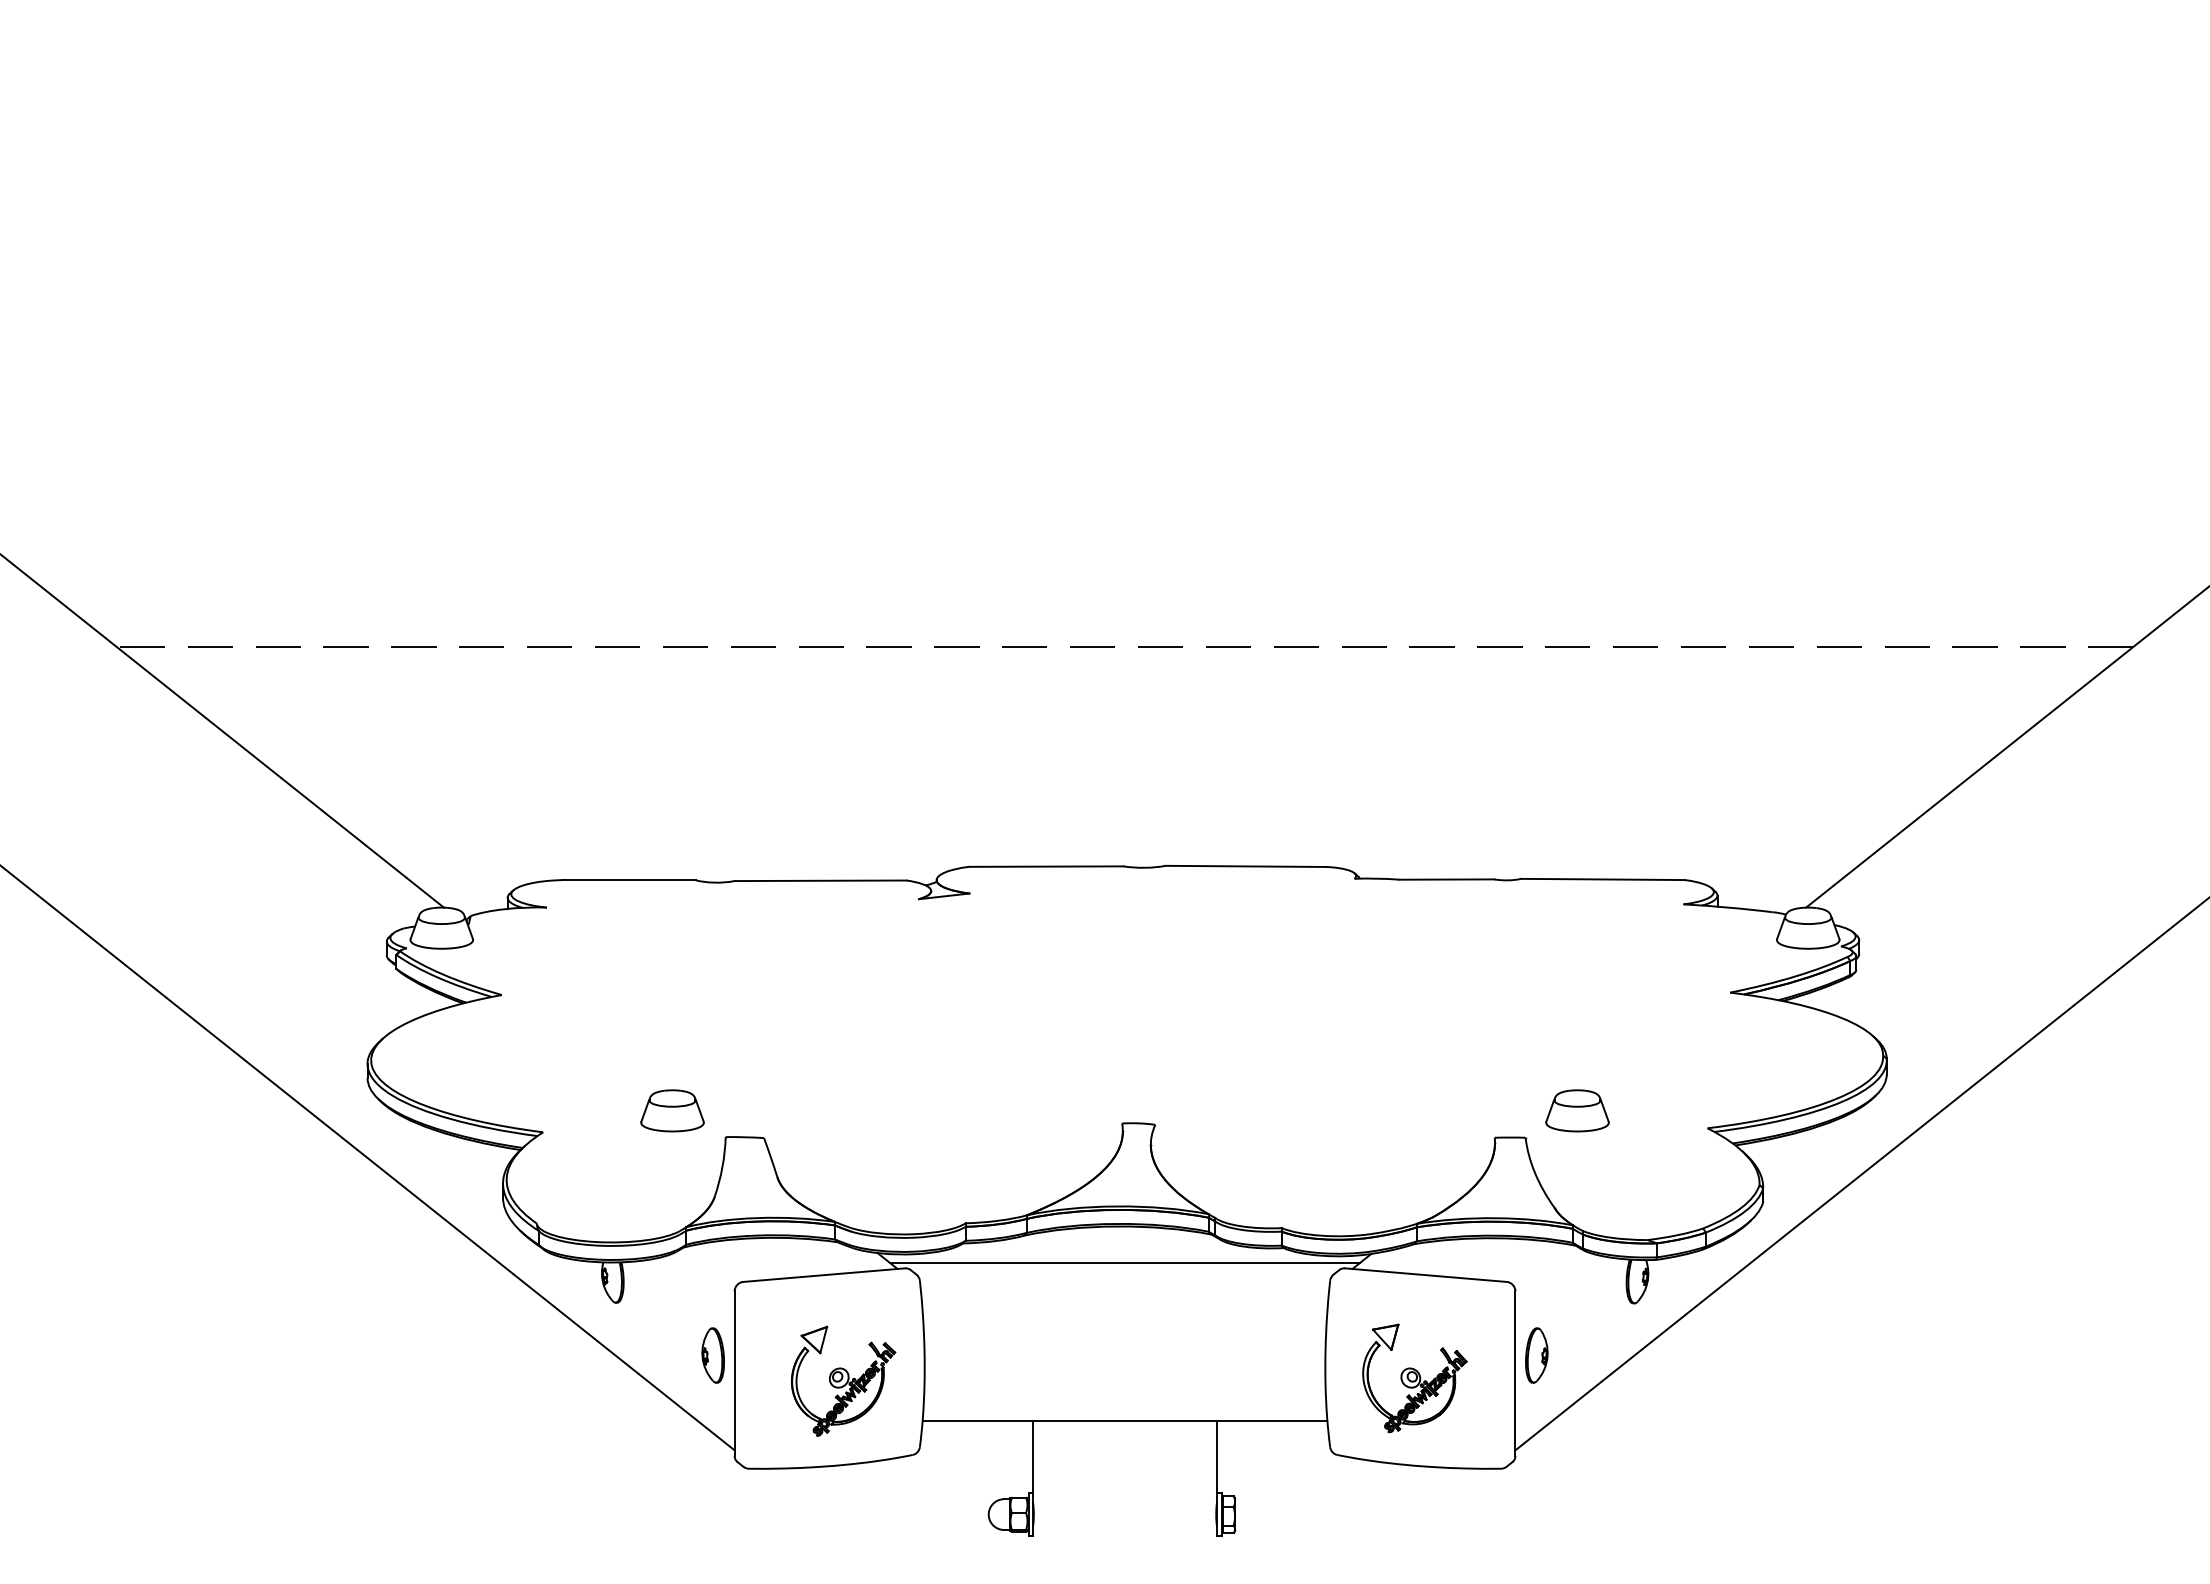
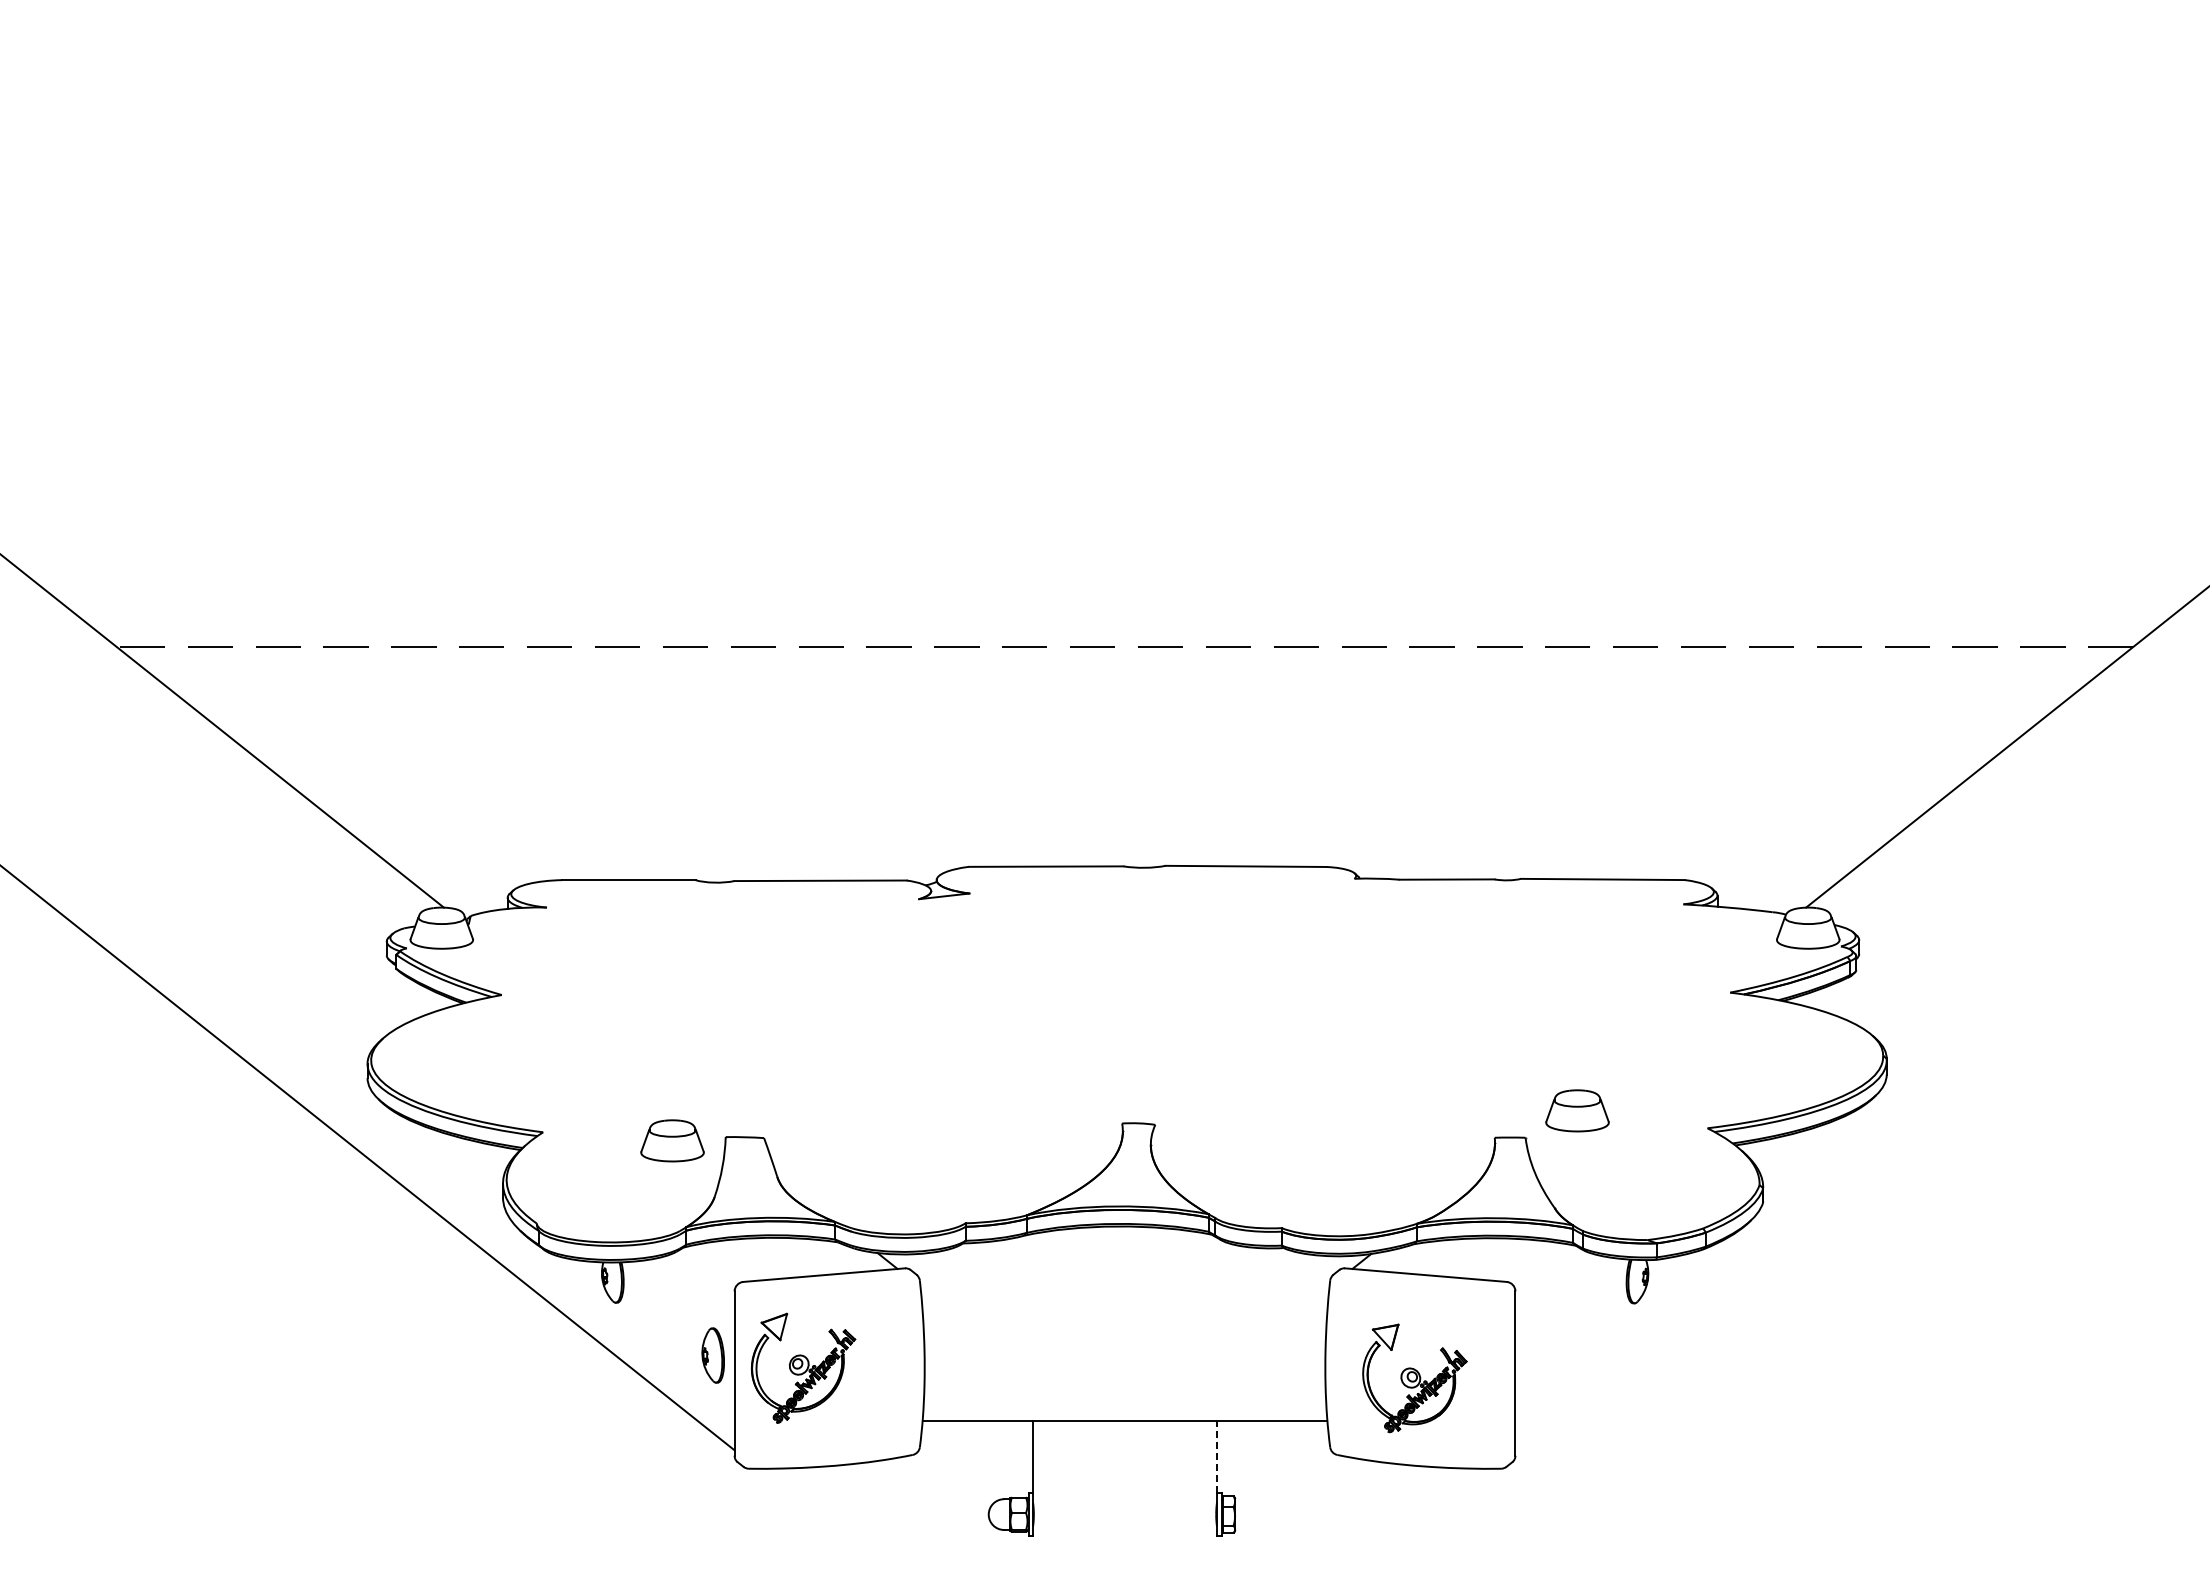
part position: (672, 1110) -> (672, 1140) (672, 1140)
line: present -> none (1860, 1175)
line: present -> none (1124, 1263)
part: present -> none (1536, 1355)
part position: (843, 1380) -> (803, 1367) (803, 1367)
line: solid -> dashed (1216, 1456)
